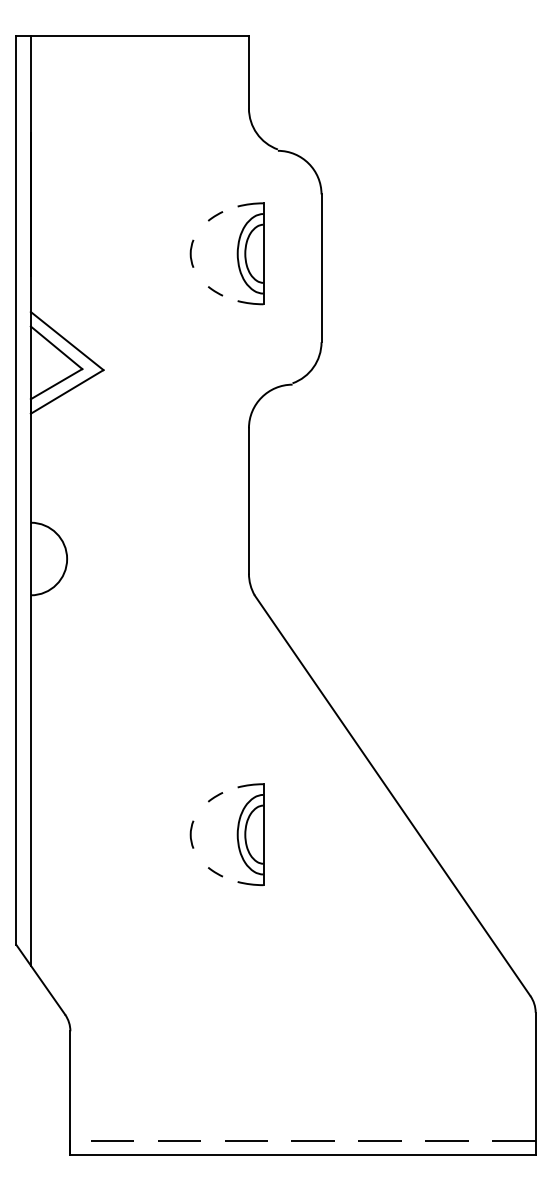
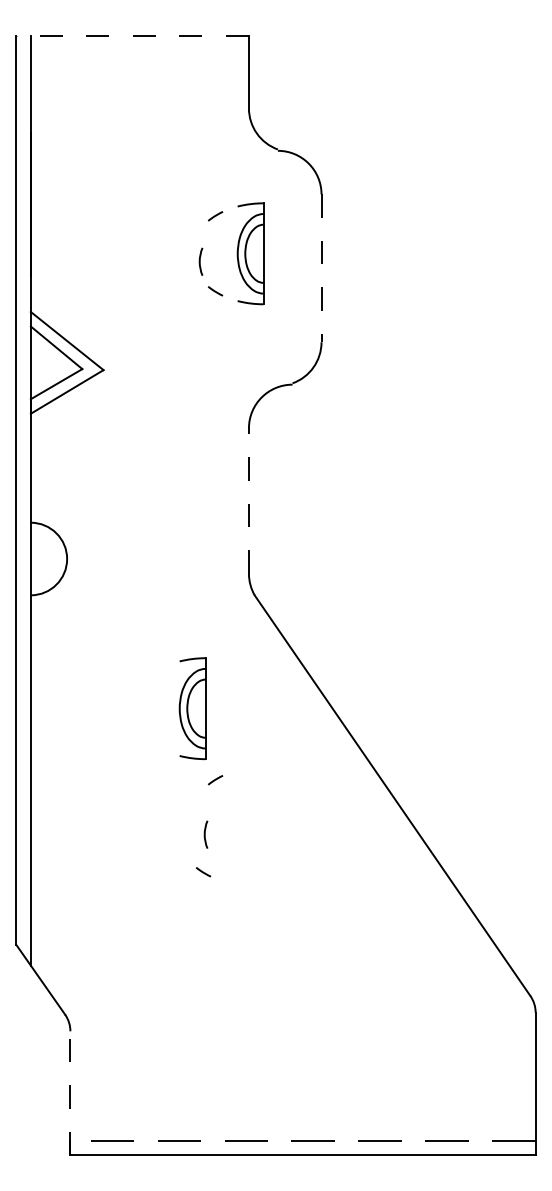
line: solid -> dashed (132, 35)
curve position: (191, 253) -> (200, 261) (200, 261)
line: solid -> dashed (321, 268)
line: solid -> dashed (248, 500)
line position: (215, 797) -> (215, 780) (215, 780)
curve position: (191, 834) -> (205, 834) (205, 834)
part position: (250, 834) -> (192, 708) (192, 708)
line position: (215, 872) -> (203, 872) (203, 872)
line: solid -> dashed (70, 1093)
